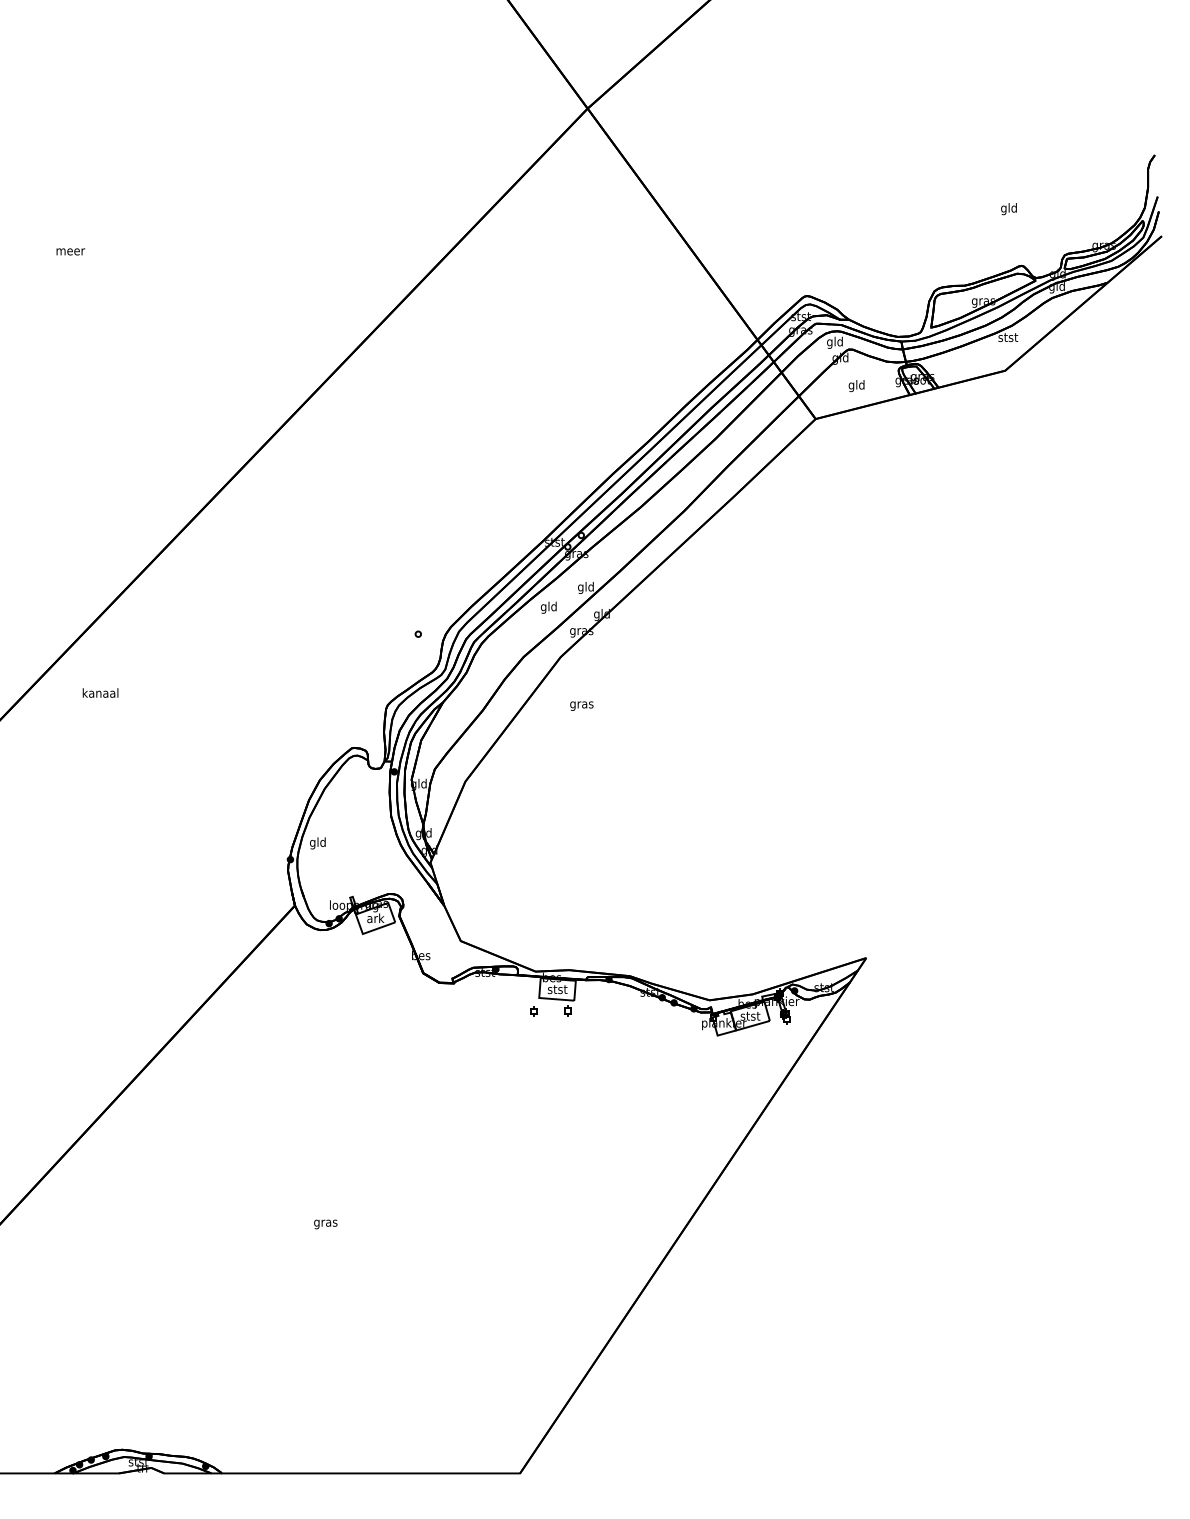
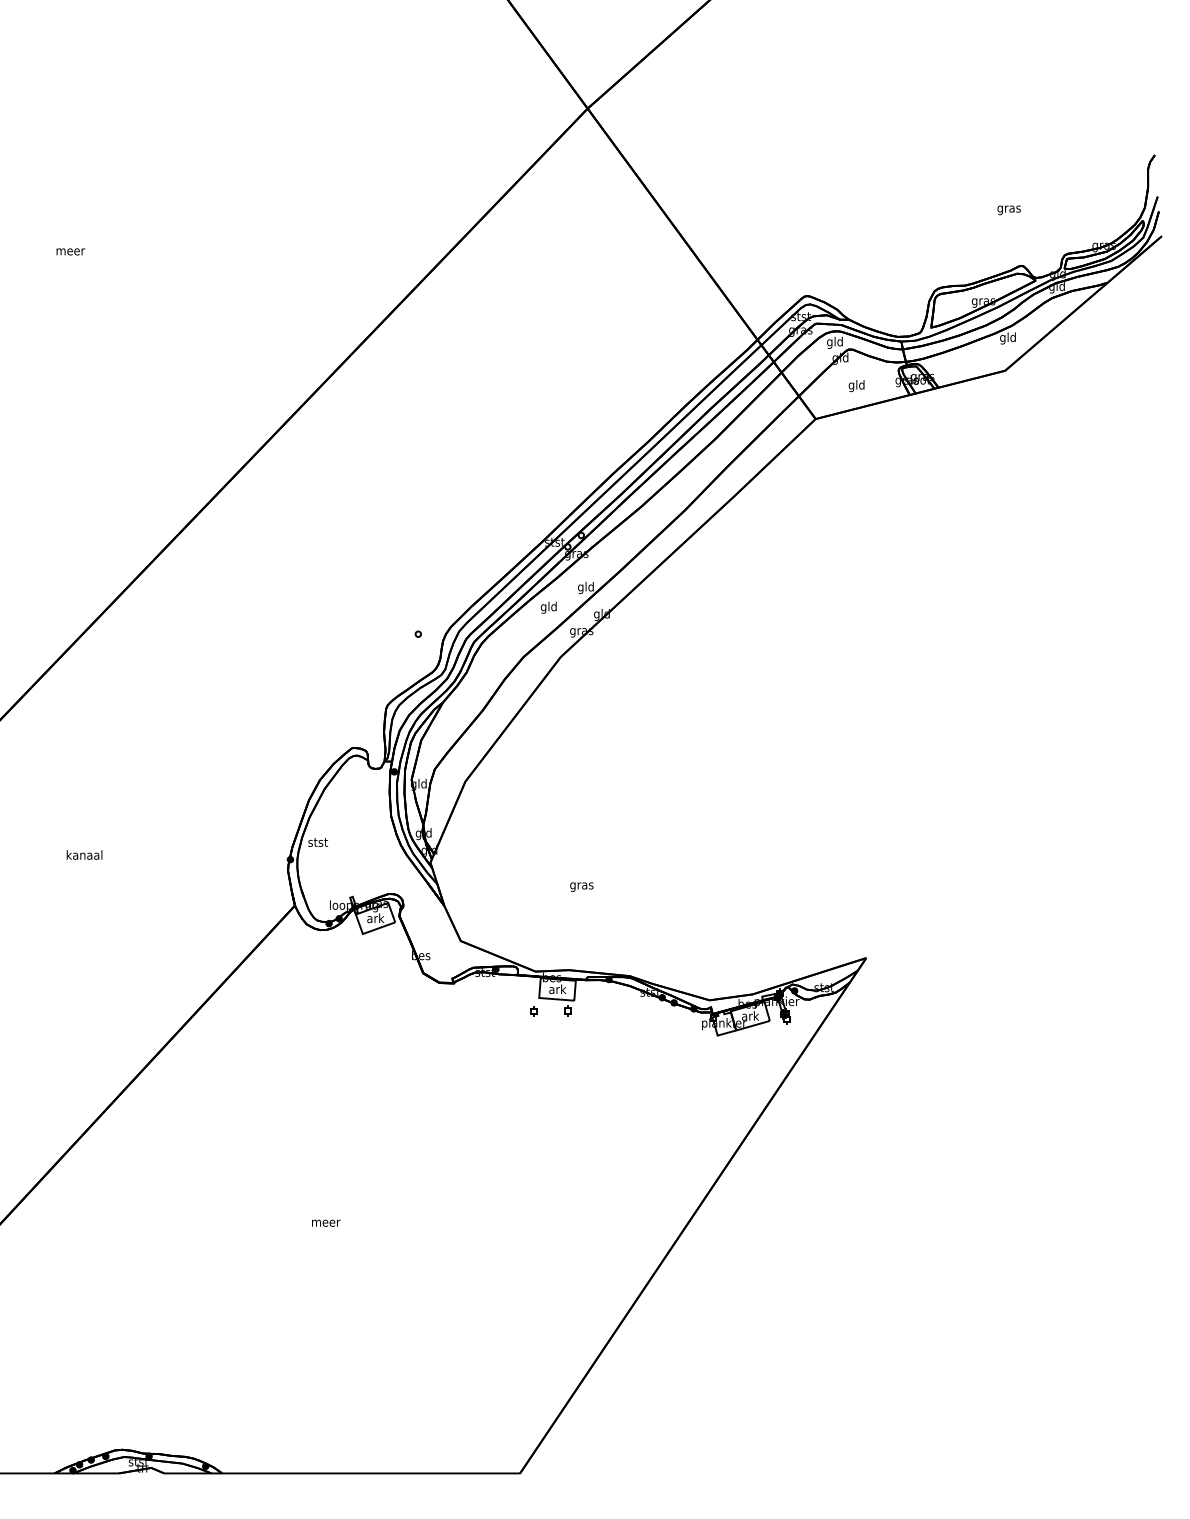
text: gld -> gras (1008, 209)
text: stst -> gld (1008, 338)
text position: (100, 692) -> (84, 854) (84, 854)
text position: (581, 705) -> (581, 886) (581, 886)
text: gld -> stst (317, 843)
text: stst -> ark (557, 989)
text: stst -> ark (750, 1015)
text: gras -> meer (326, 1224)
